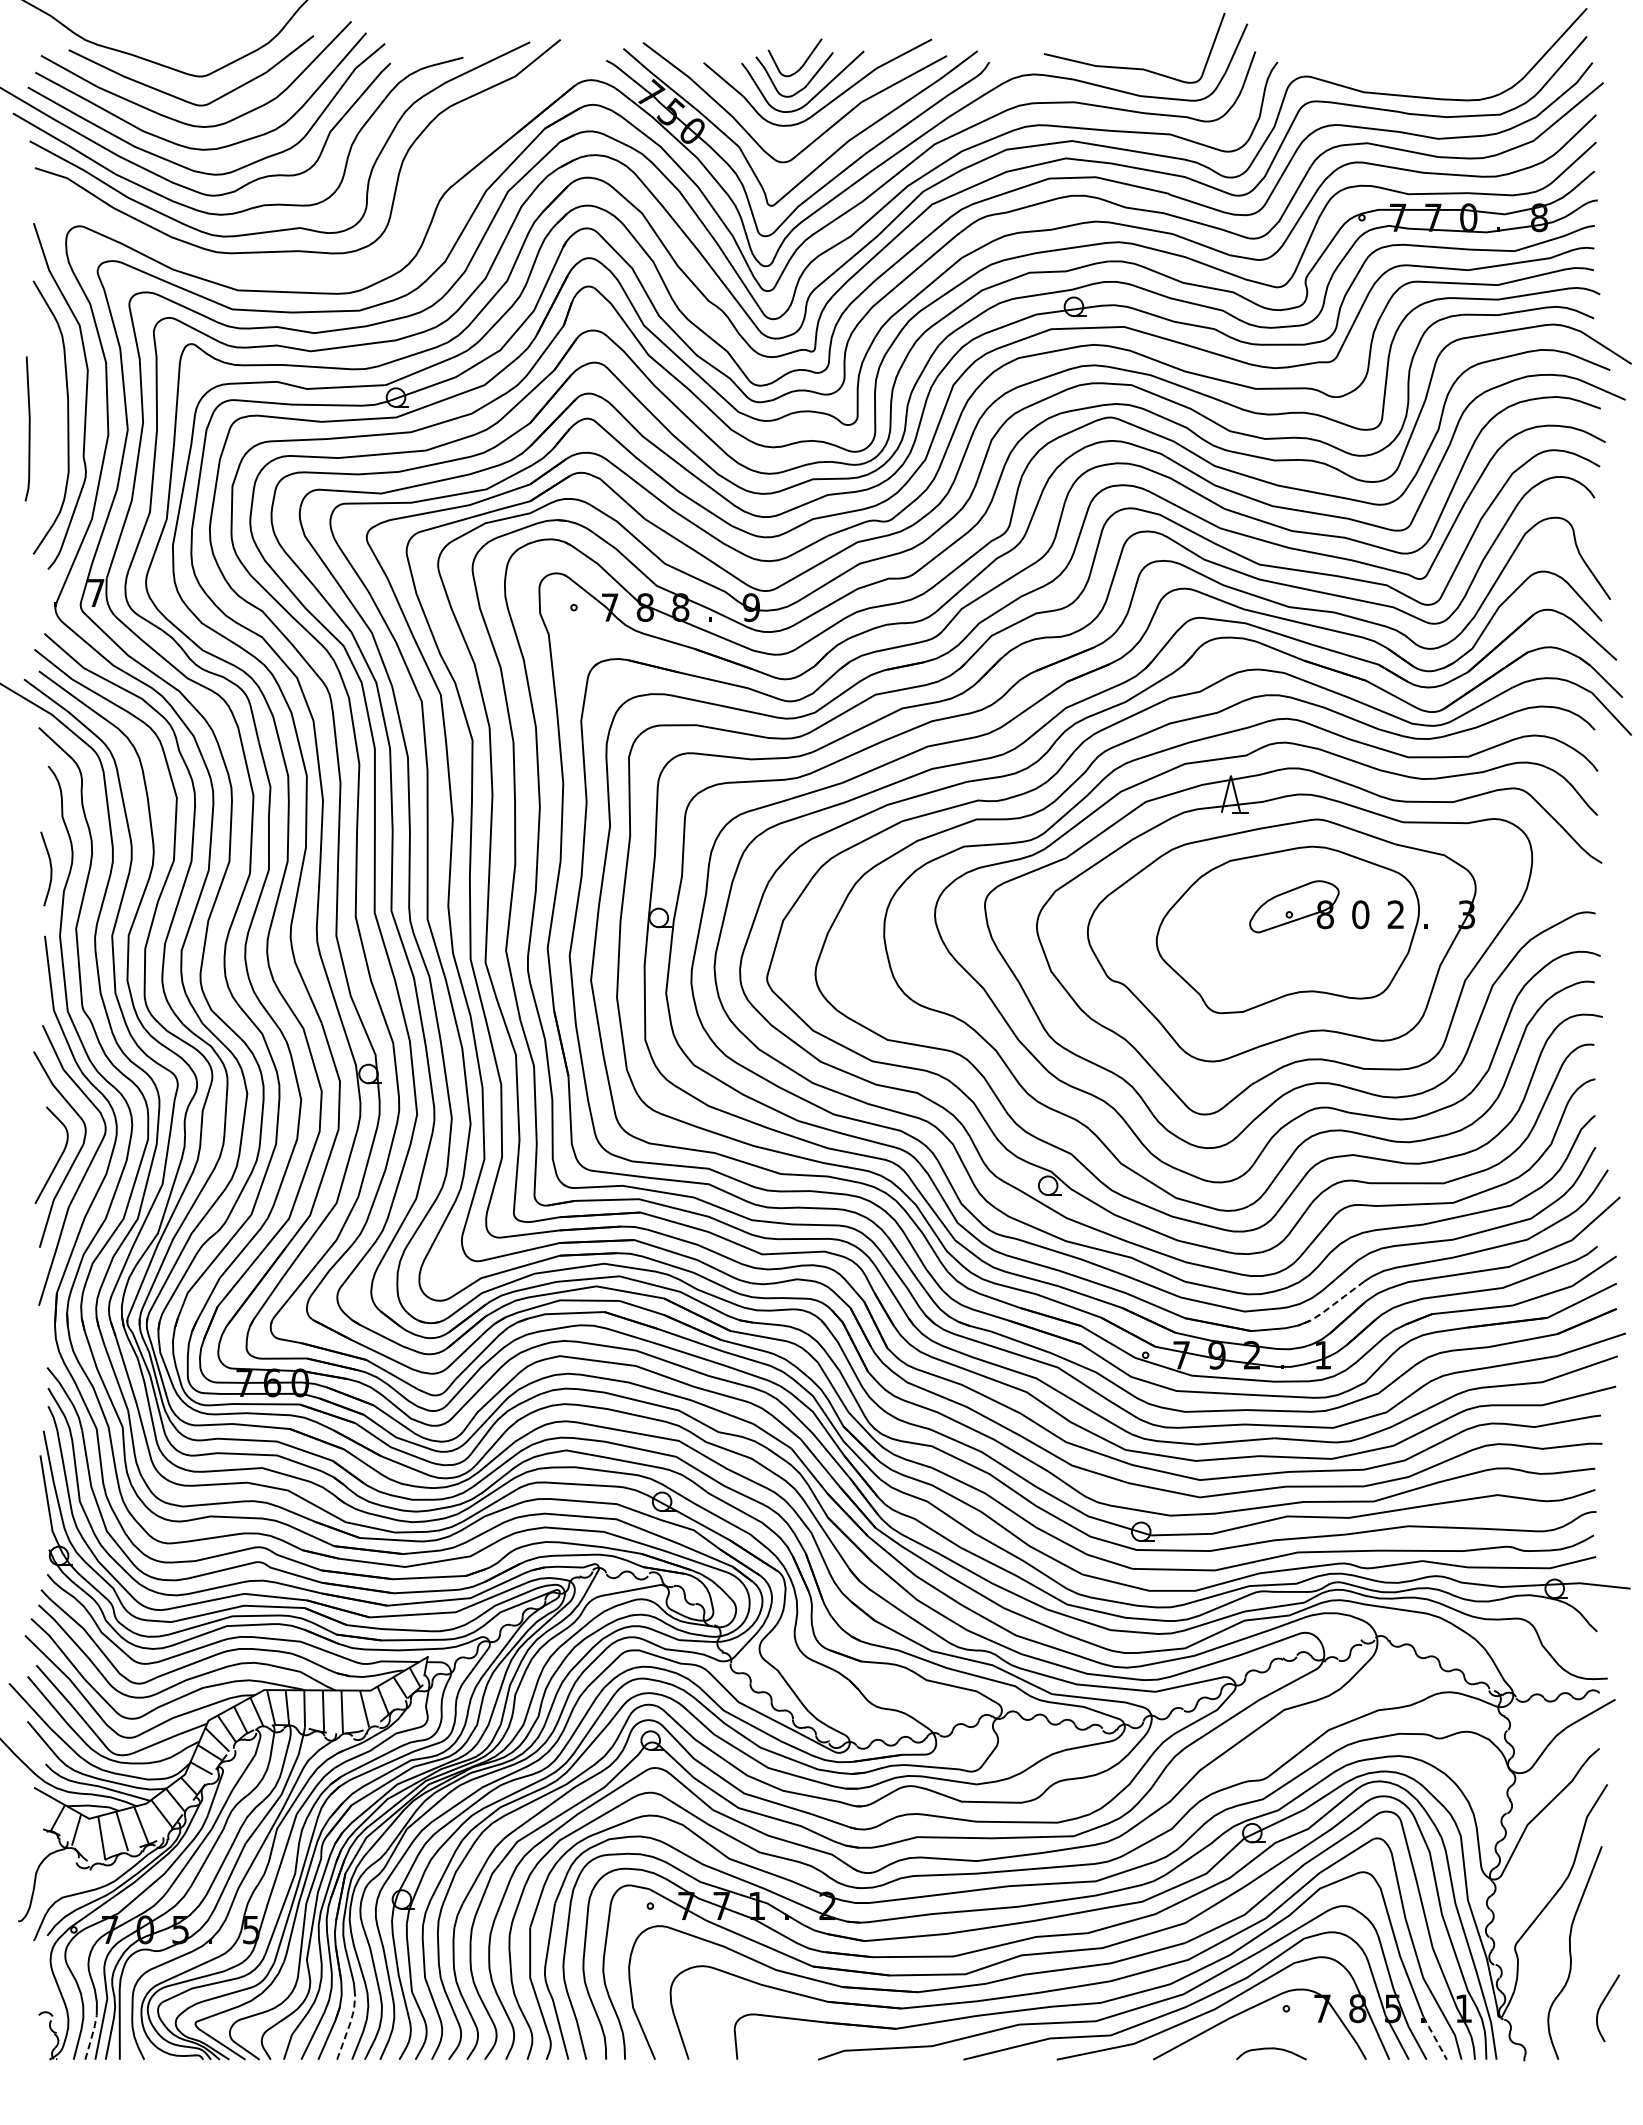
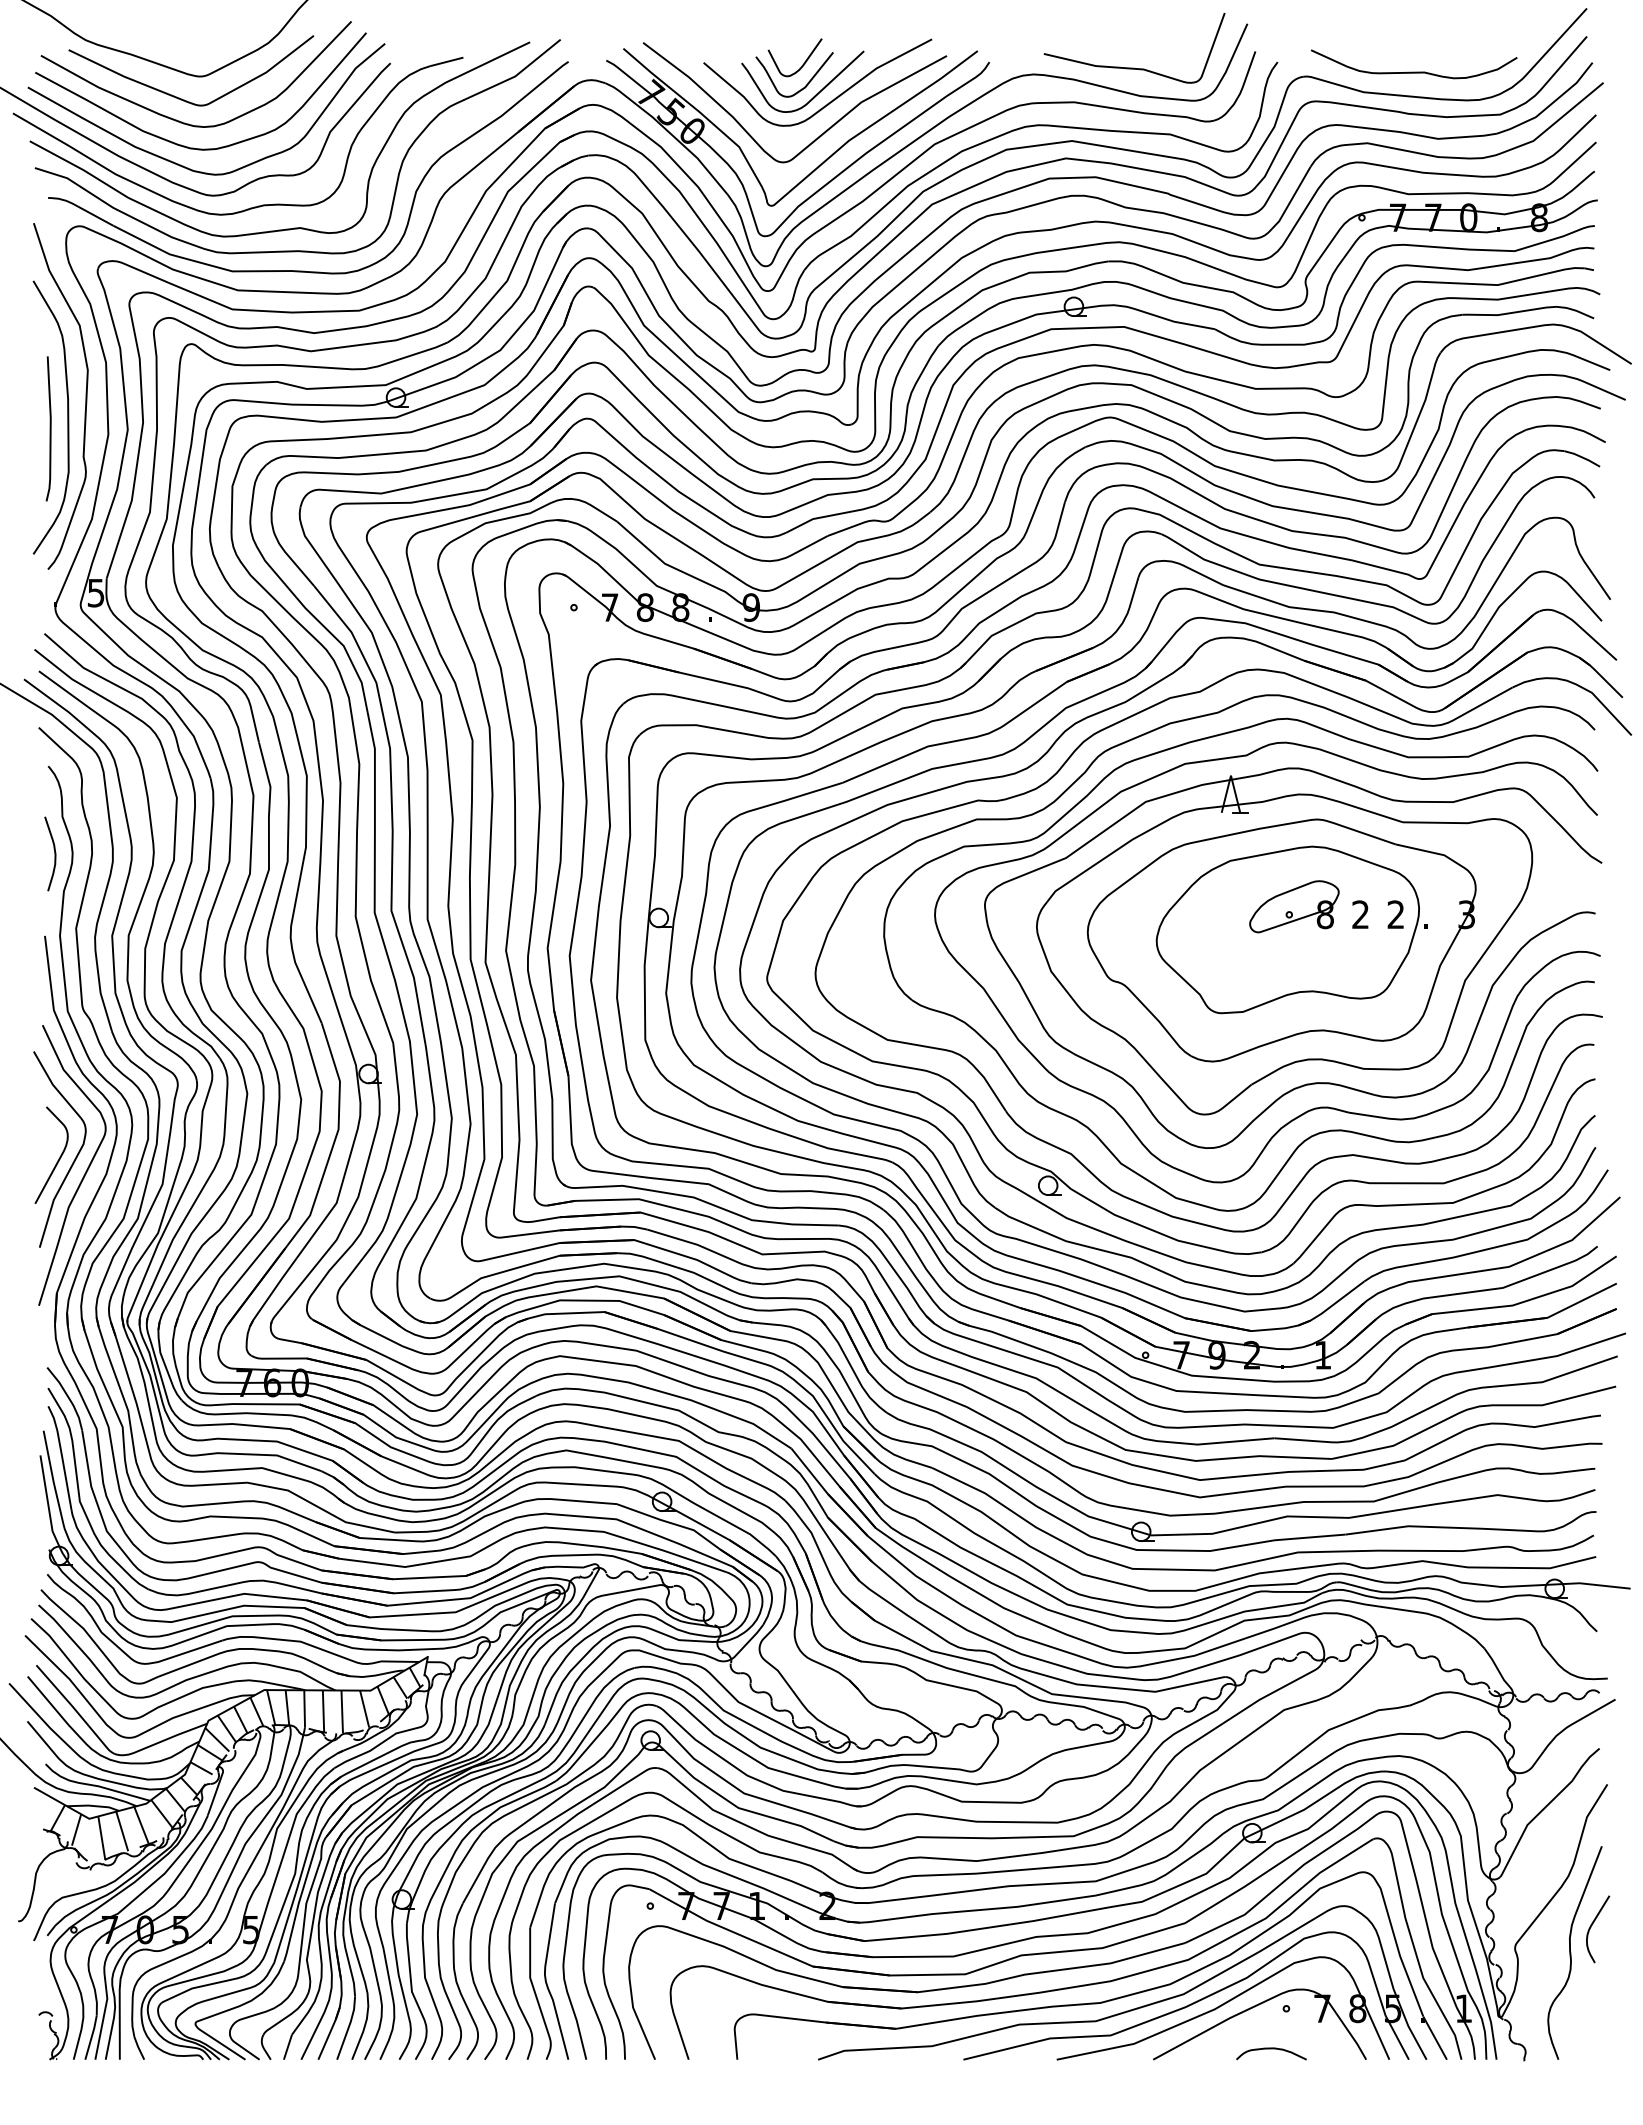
curve: none -> present (1414, 71)
part: none -> present (304, 270)
line position: (28, 428) -> (49, 428) (49, 428)
text: 7 -> 5 (95, 593)
curve position: (50, 868) -> (54, 853) (54, 853)
text: 0 -> 2 (1360, 914)
line: dashed -> solid (1331, 1306)
curve position: (1602, 2004) -> (1592, 1925) (1592, 1925)
line: dashed -> solid (348, 2027)
line: dashed -> solid (91, 2036)
line: dashed -> solid (1435, 2038)
